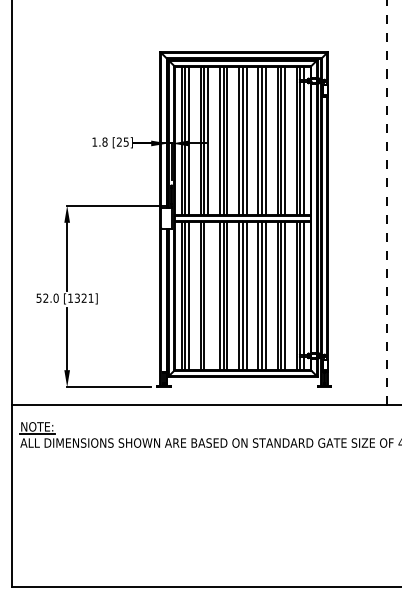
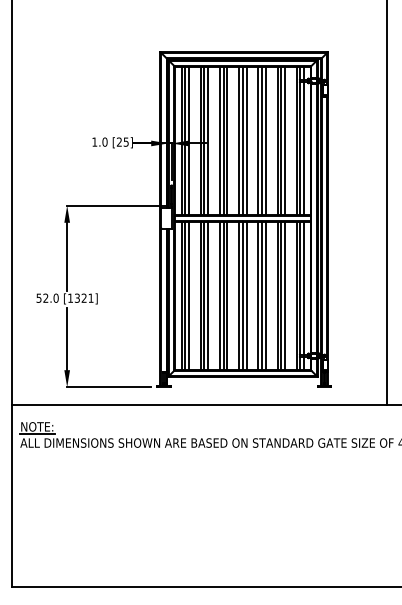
text: 1.8 -> 1.0 (104, 141)
line: dashed -> solid (386, 202)
line: none -> present (208, 295)
